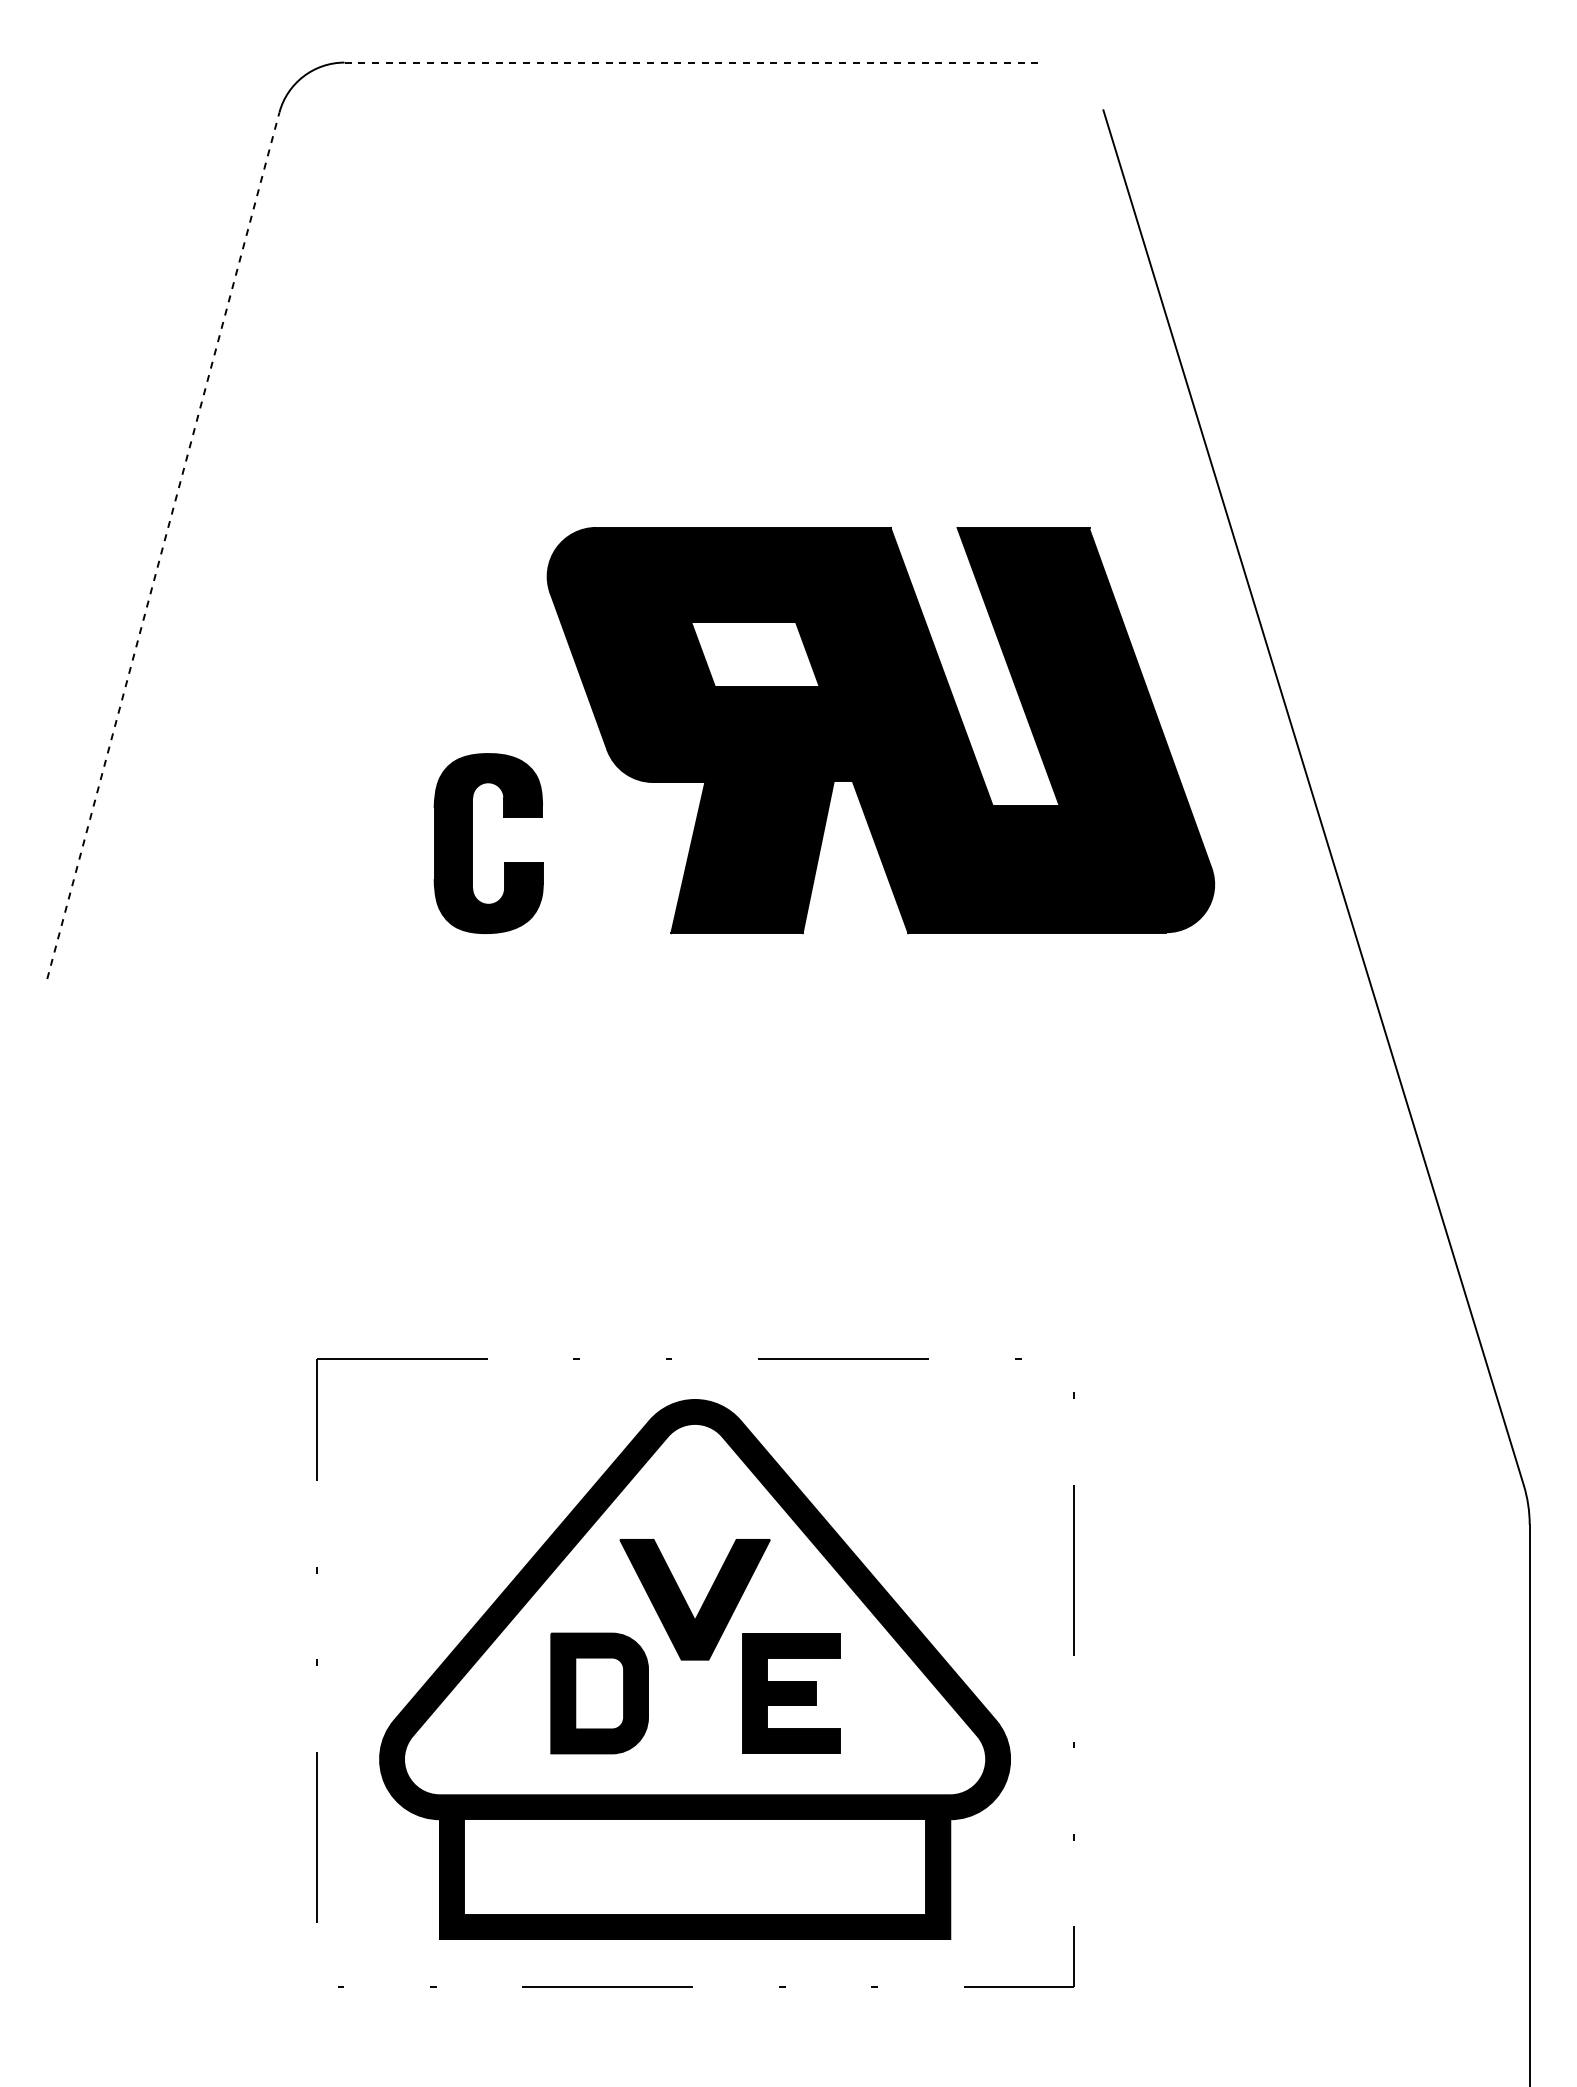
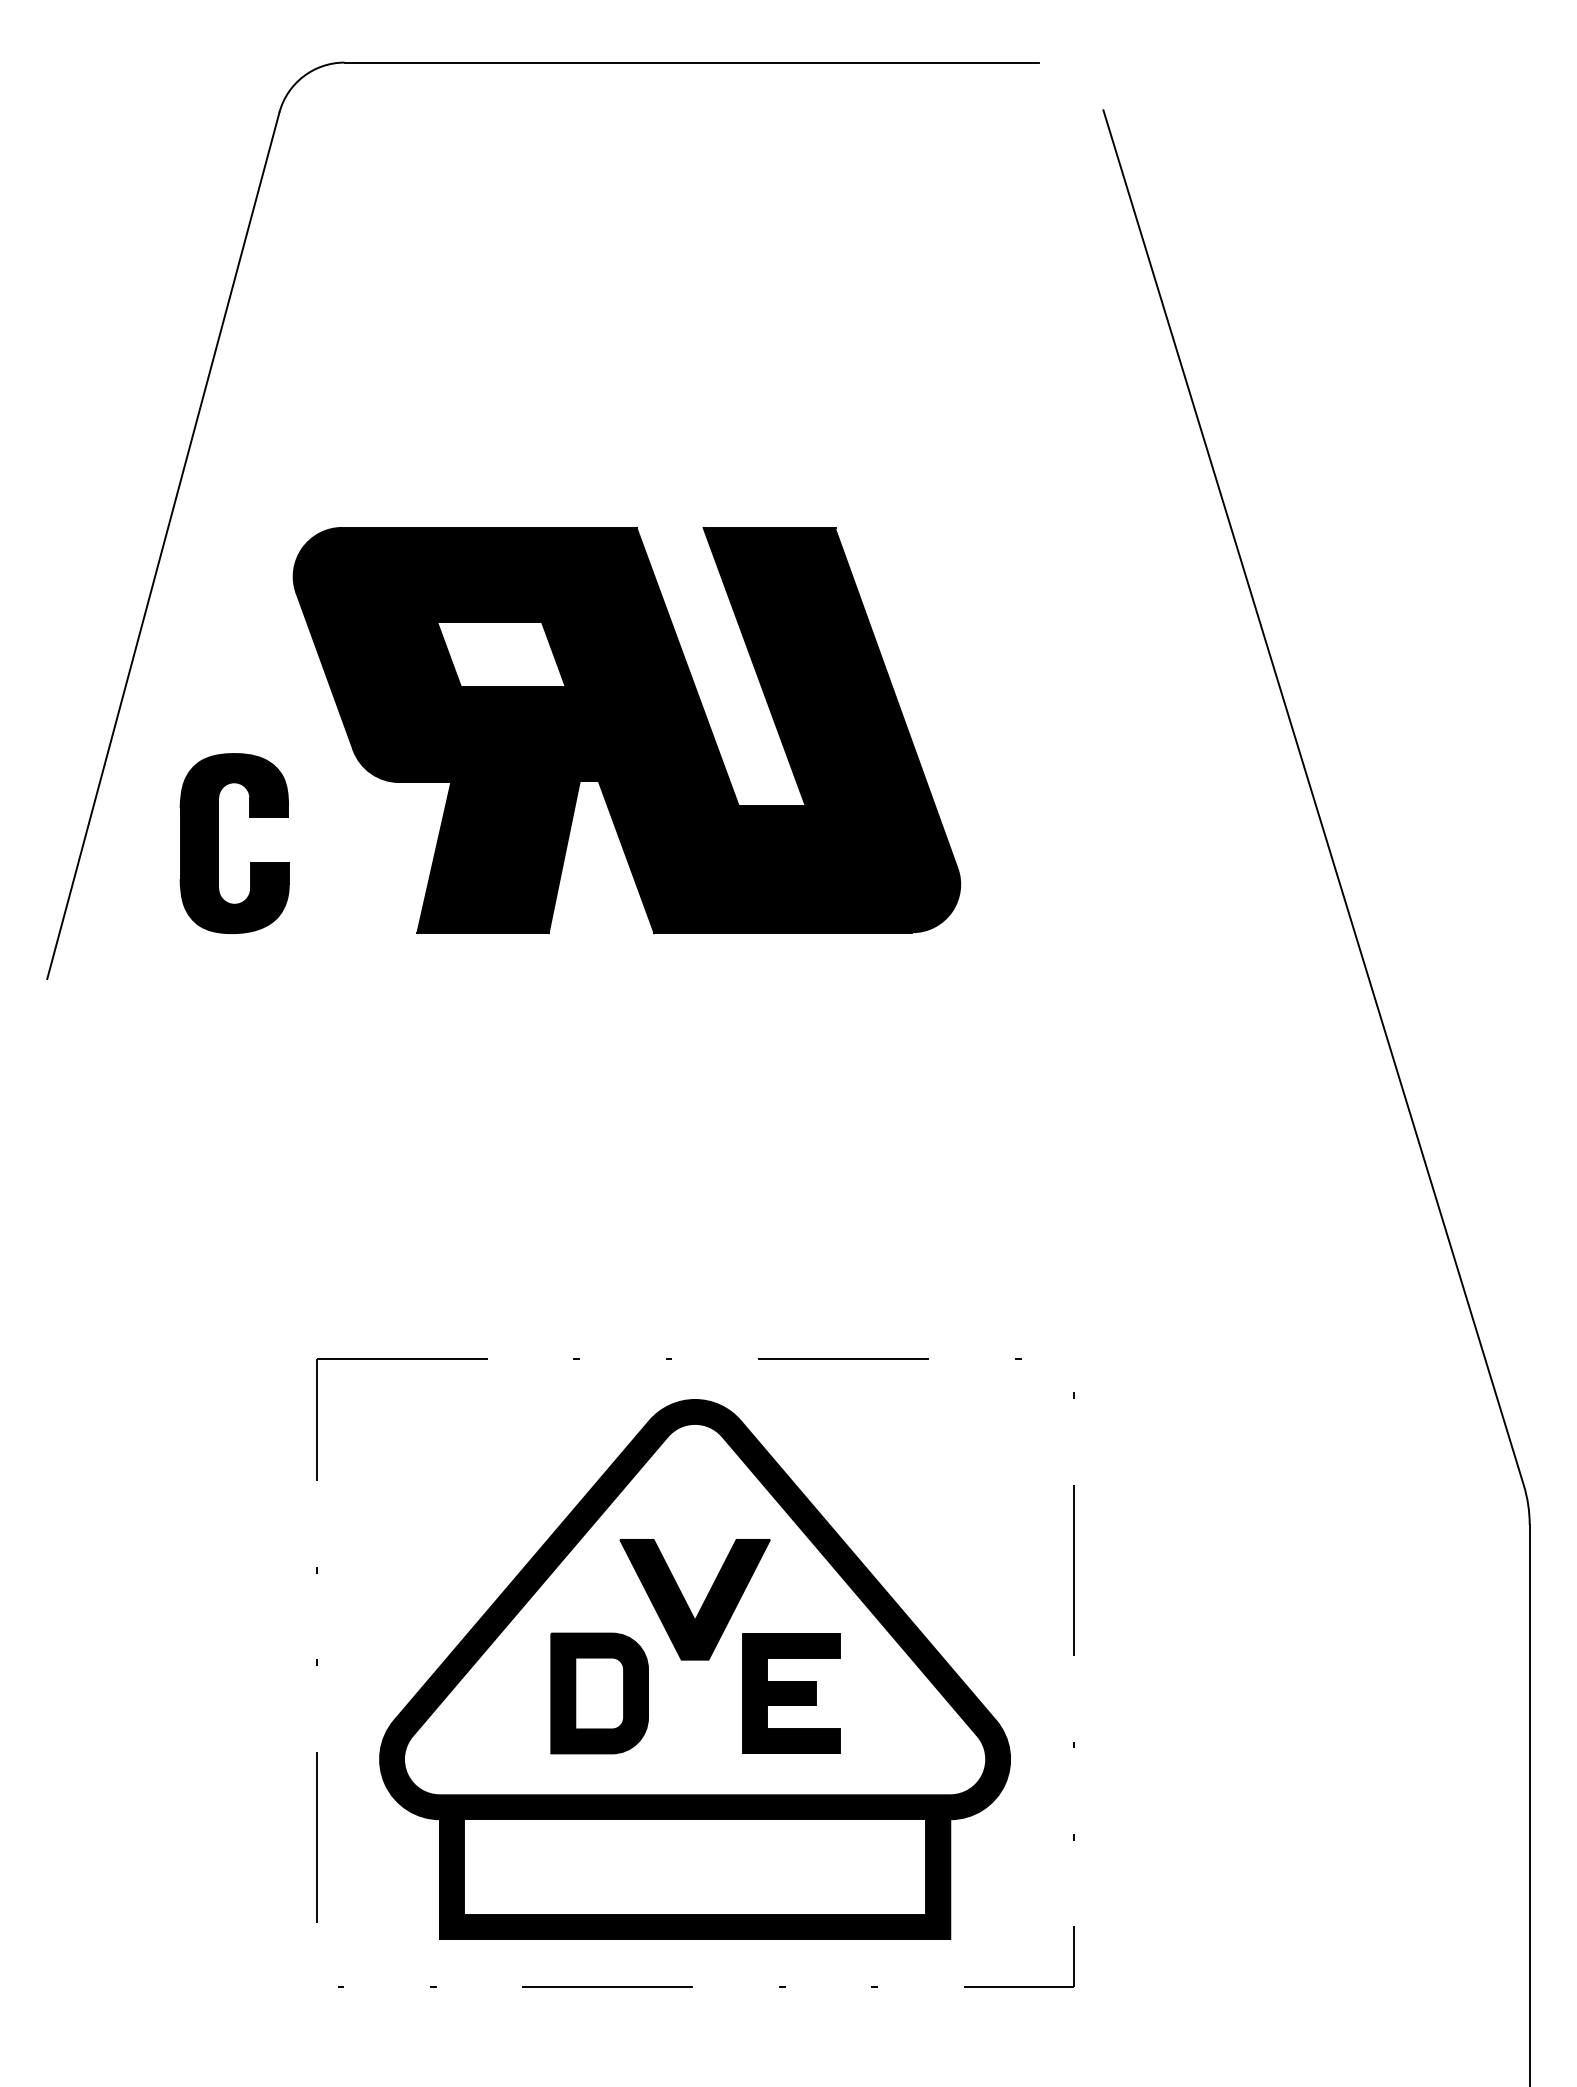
line: dashed -> solid (692, 62)
line: dashed -> solid (163, 545)
part position: (824, 730) -> (570, 730) (570, 730)
